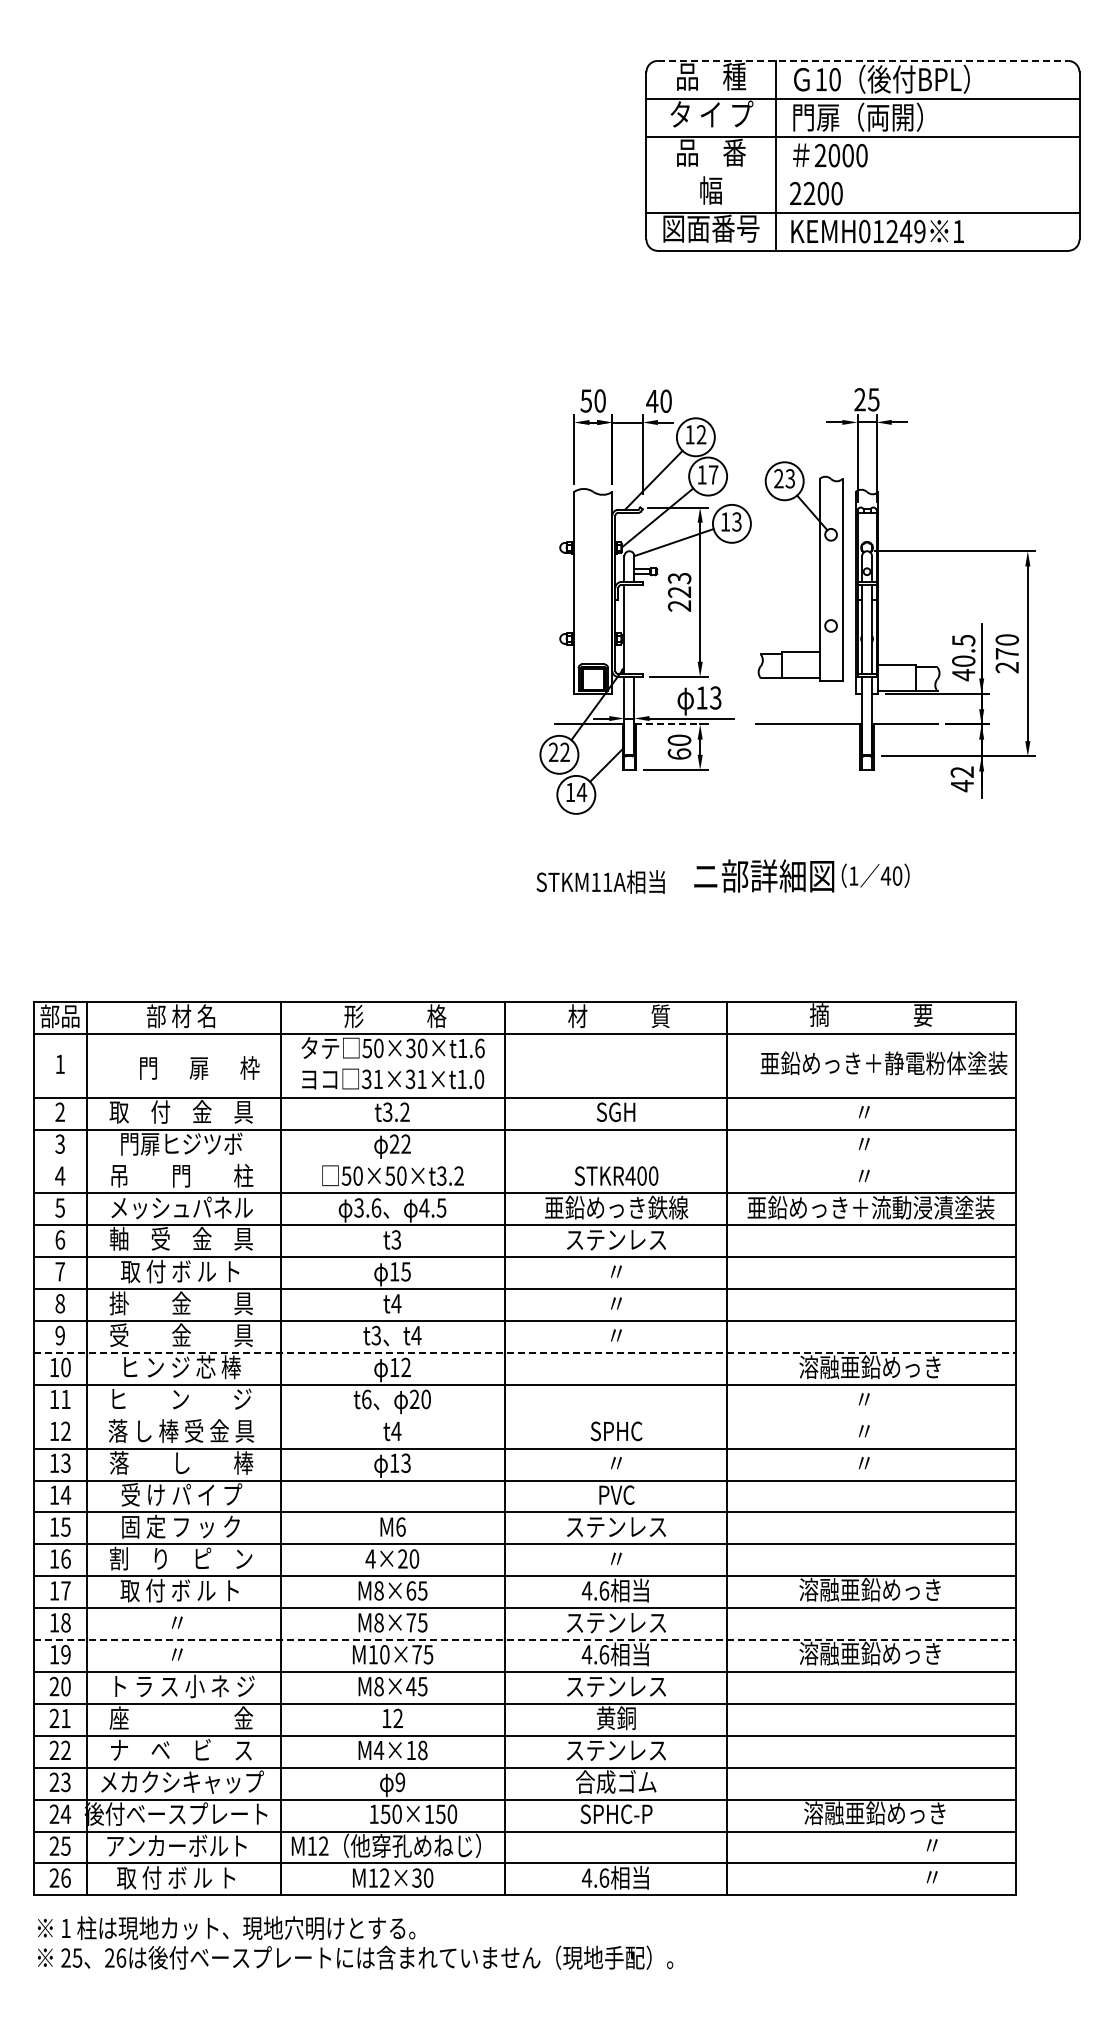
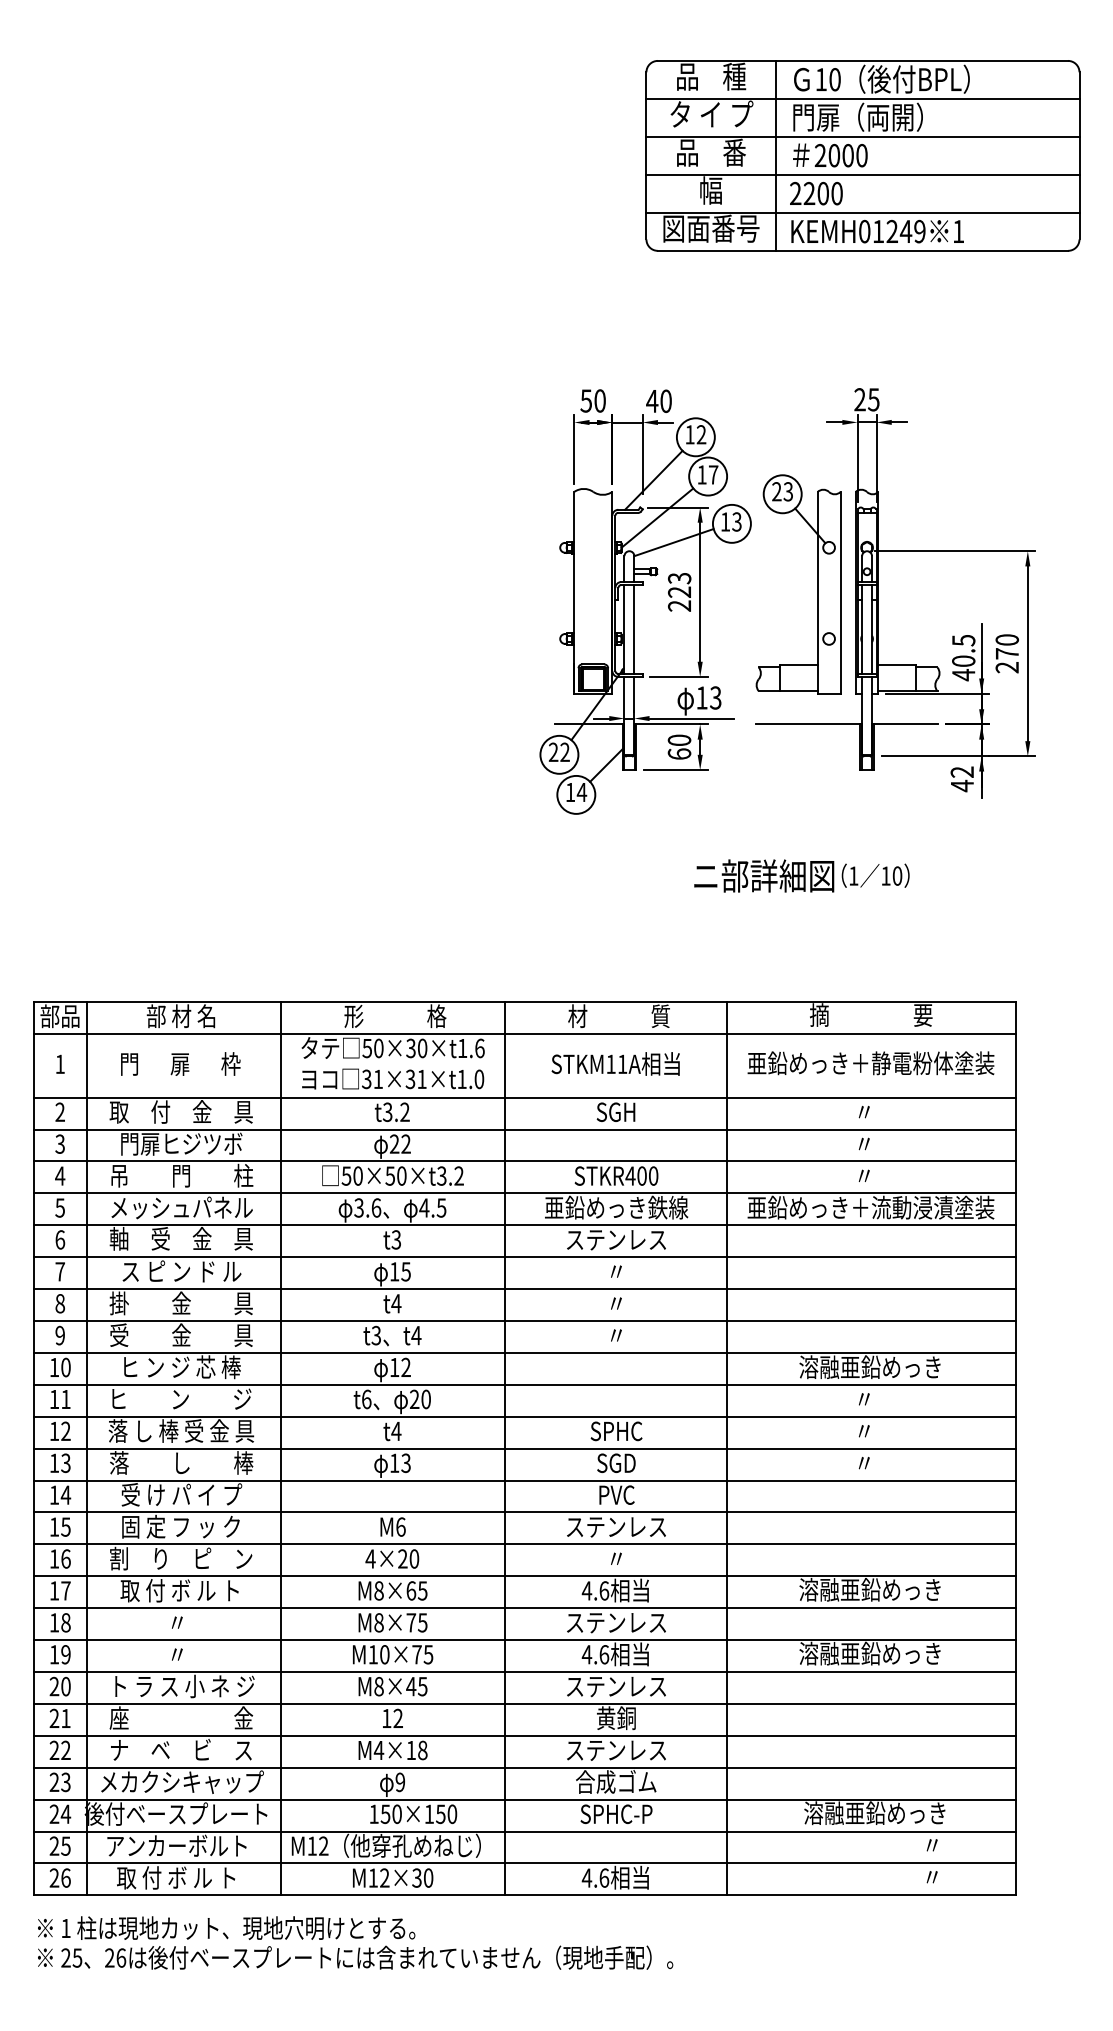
line: dashed -> solid (863, 60)
line: none -> present (862, 174)
part position: (819, 571) -> (817, 584) (817, 584)
line: none -> present (634, 629)
line: dashed -> solid (667, 724)
text: 40 -> 10 (885, 875)
text position: (600, 881) -> (615, 1063) (615, 1063)
text position: (883, 1063) -> (870, 1063) (870, 1063)
text position: (199, 1067) -> (180, 1063) (180, 1063)
line: none -> present (524, 1161)
text: 取 付 ボ ル ト -> ス ピ ン ド ル (181, 1271)
line: dashed -> solid (525, 1352)
line: none -> present (524, 1416)
text: 〃 -> SGD (616, 1463)
line: dashed -> solid (525, 1640)
